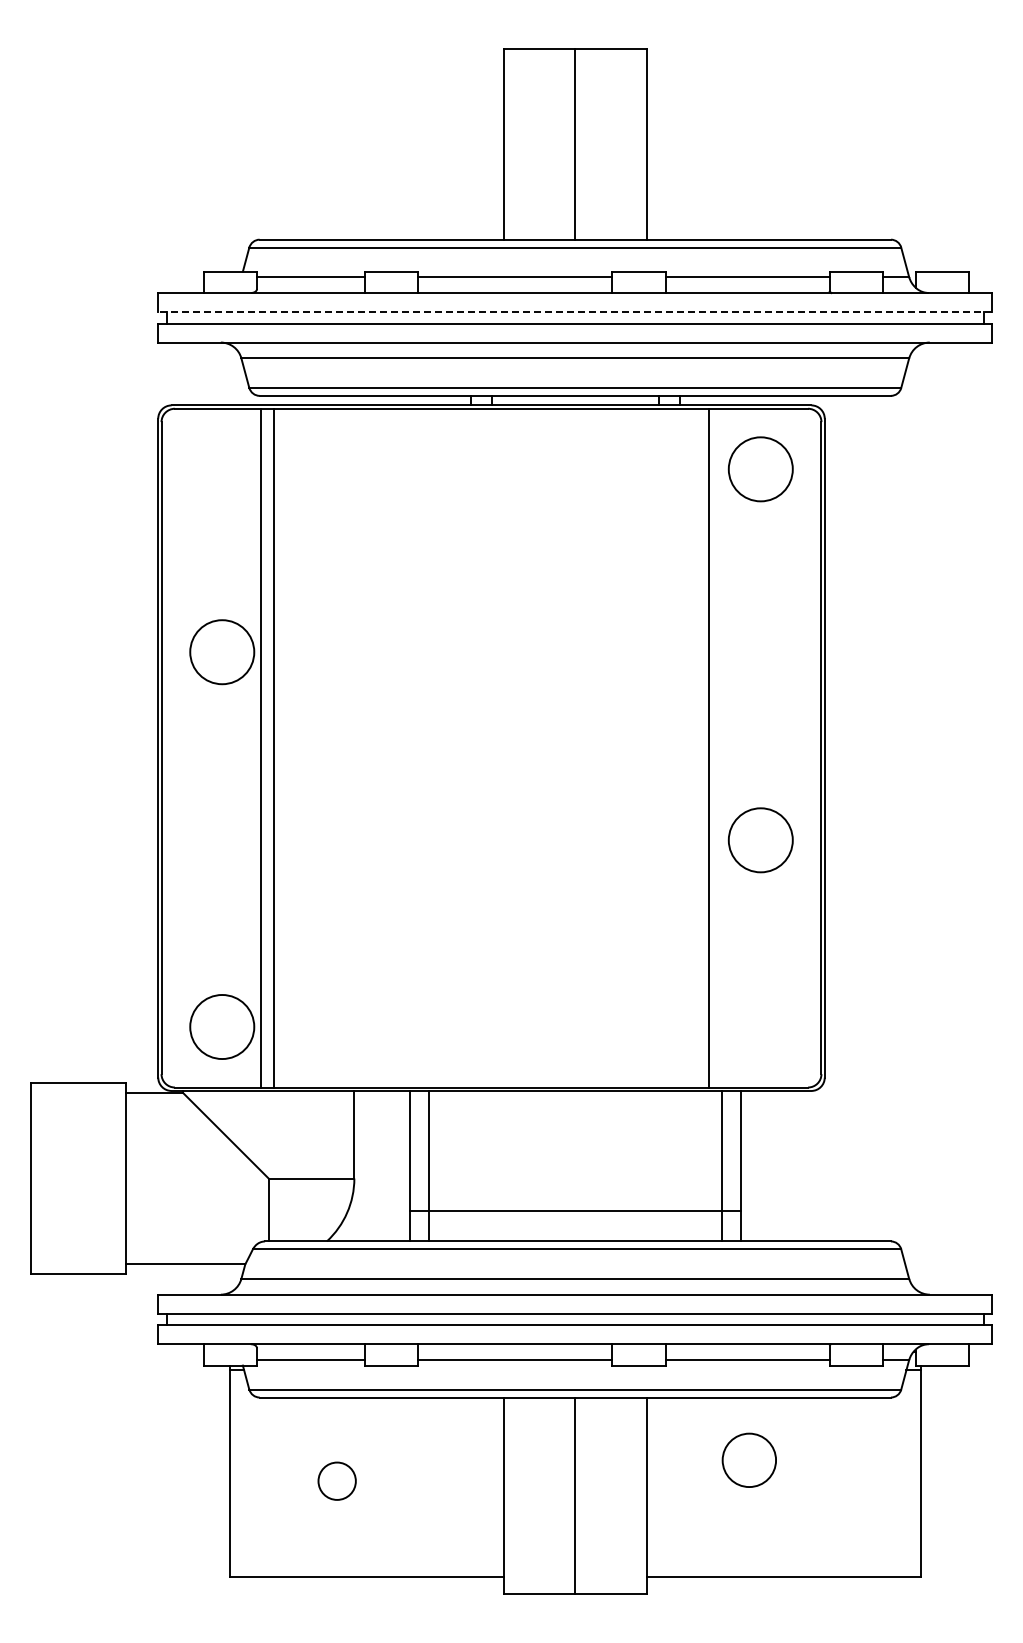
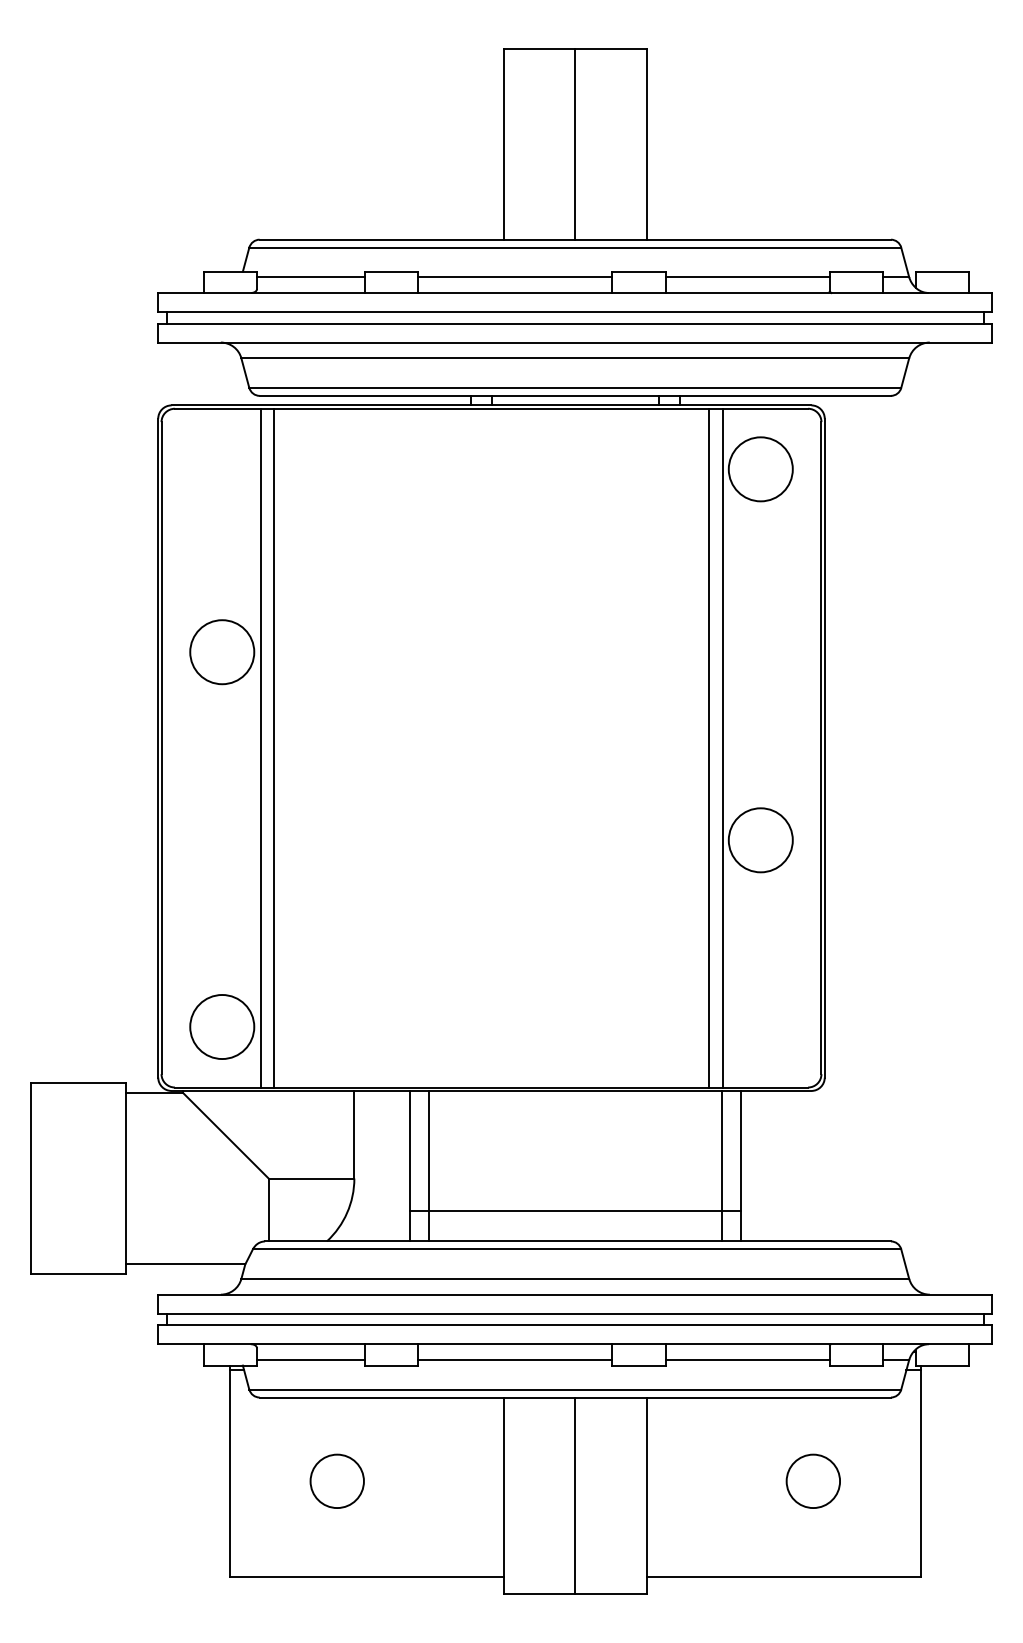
line: dashed -> solid (574, 312)
line: none -> present (722, 747)
circle position: (748, 1459) -> (812, 1480) (812, 1480)
circle size: 40x40 px -> 56x56 px (336, 1480)
